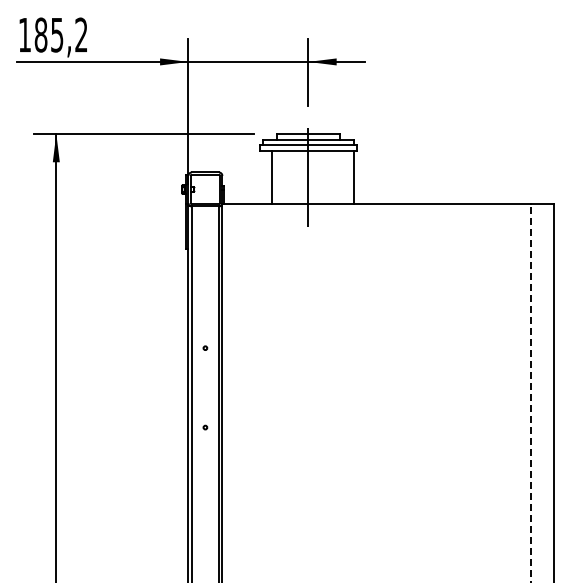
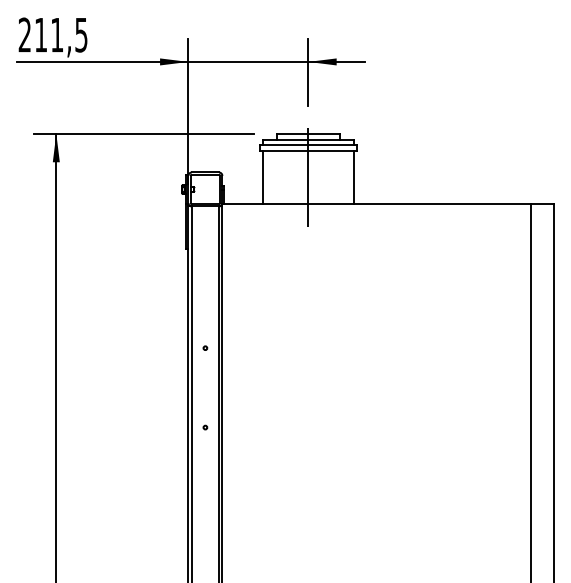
text: 185,2 -> 211,5 (52, 34)
line position: (271, 177) -> (262, 177) (262, 177)
line: dashed -> solid (531, 393)
